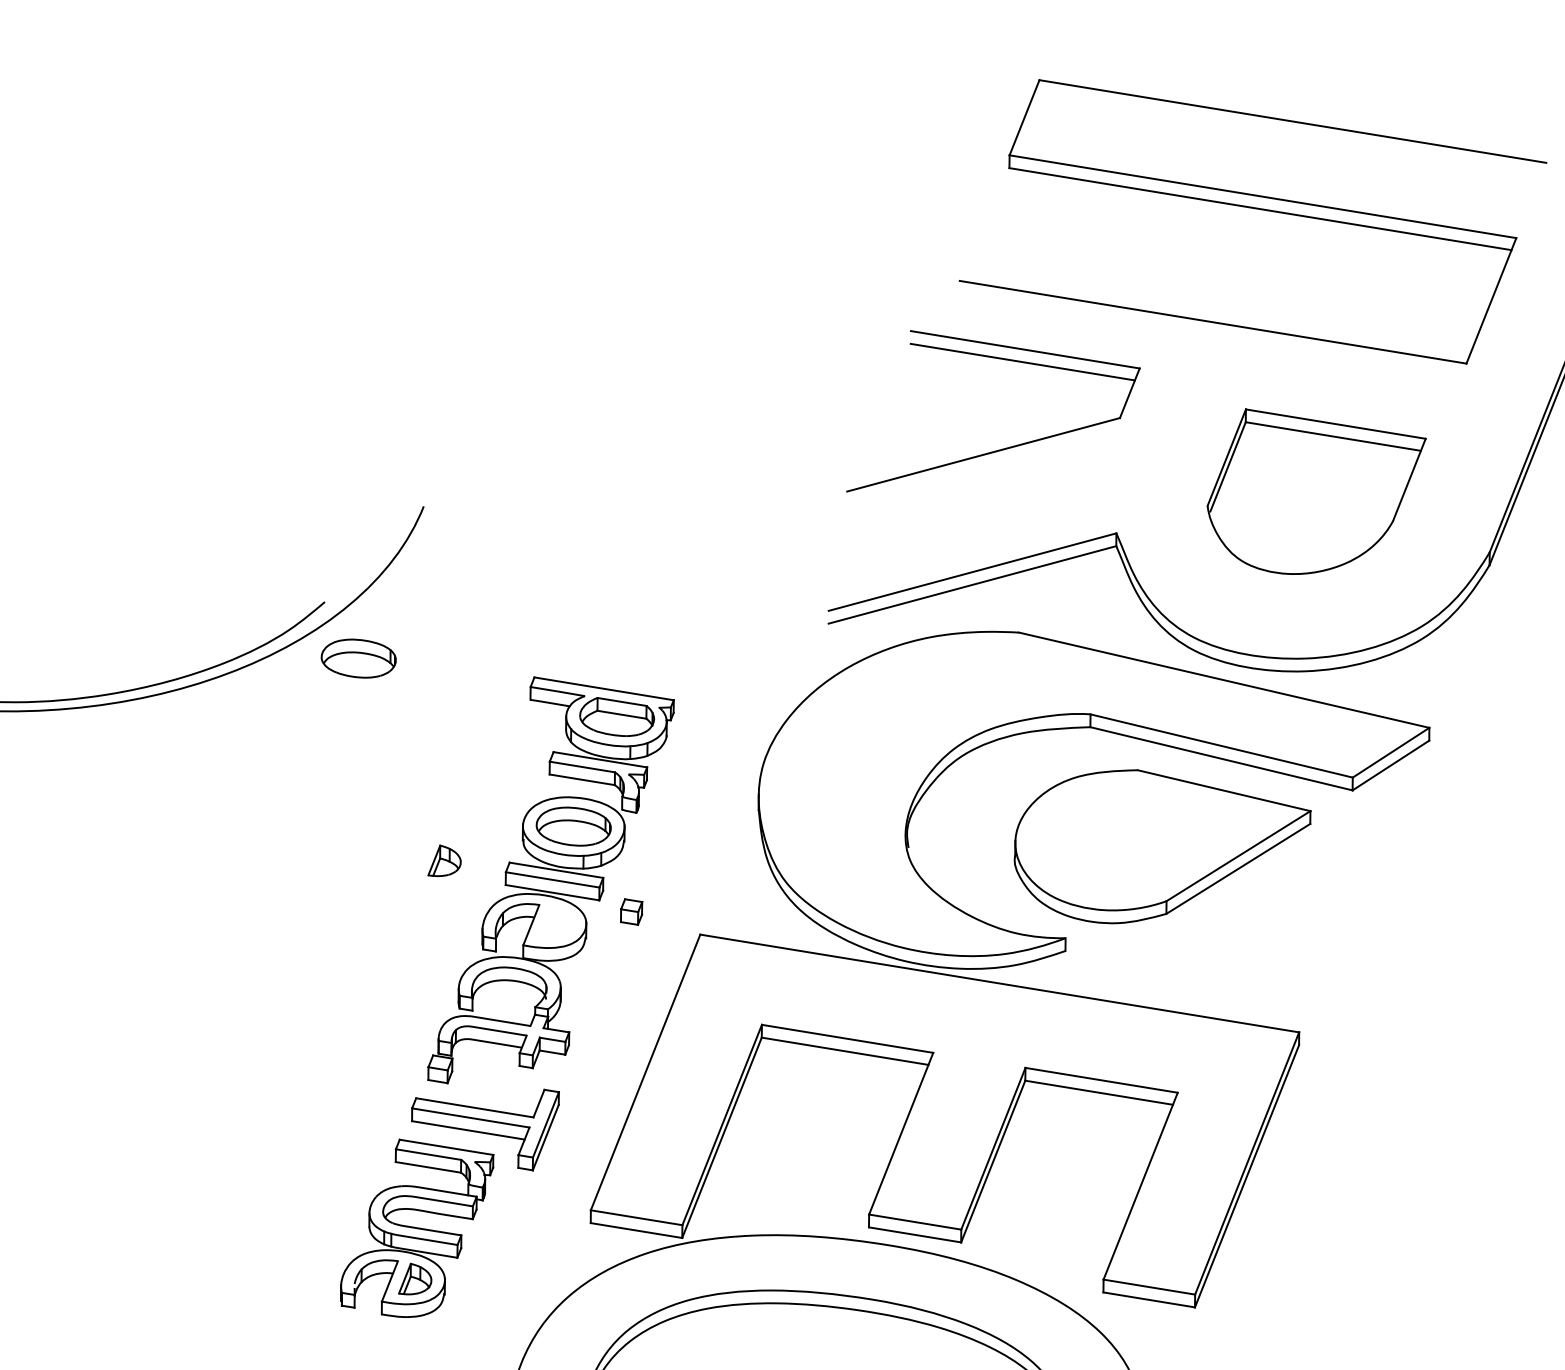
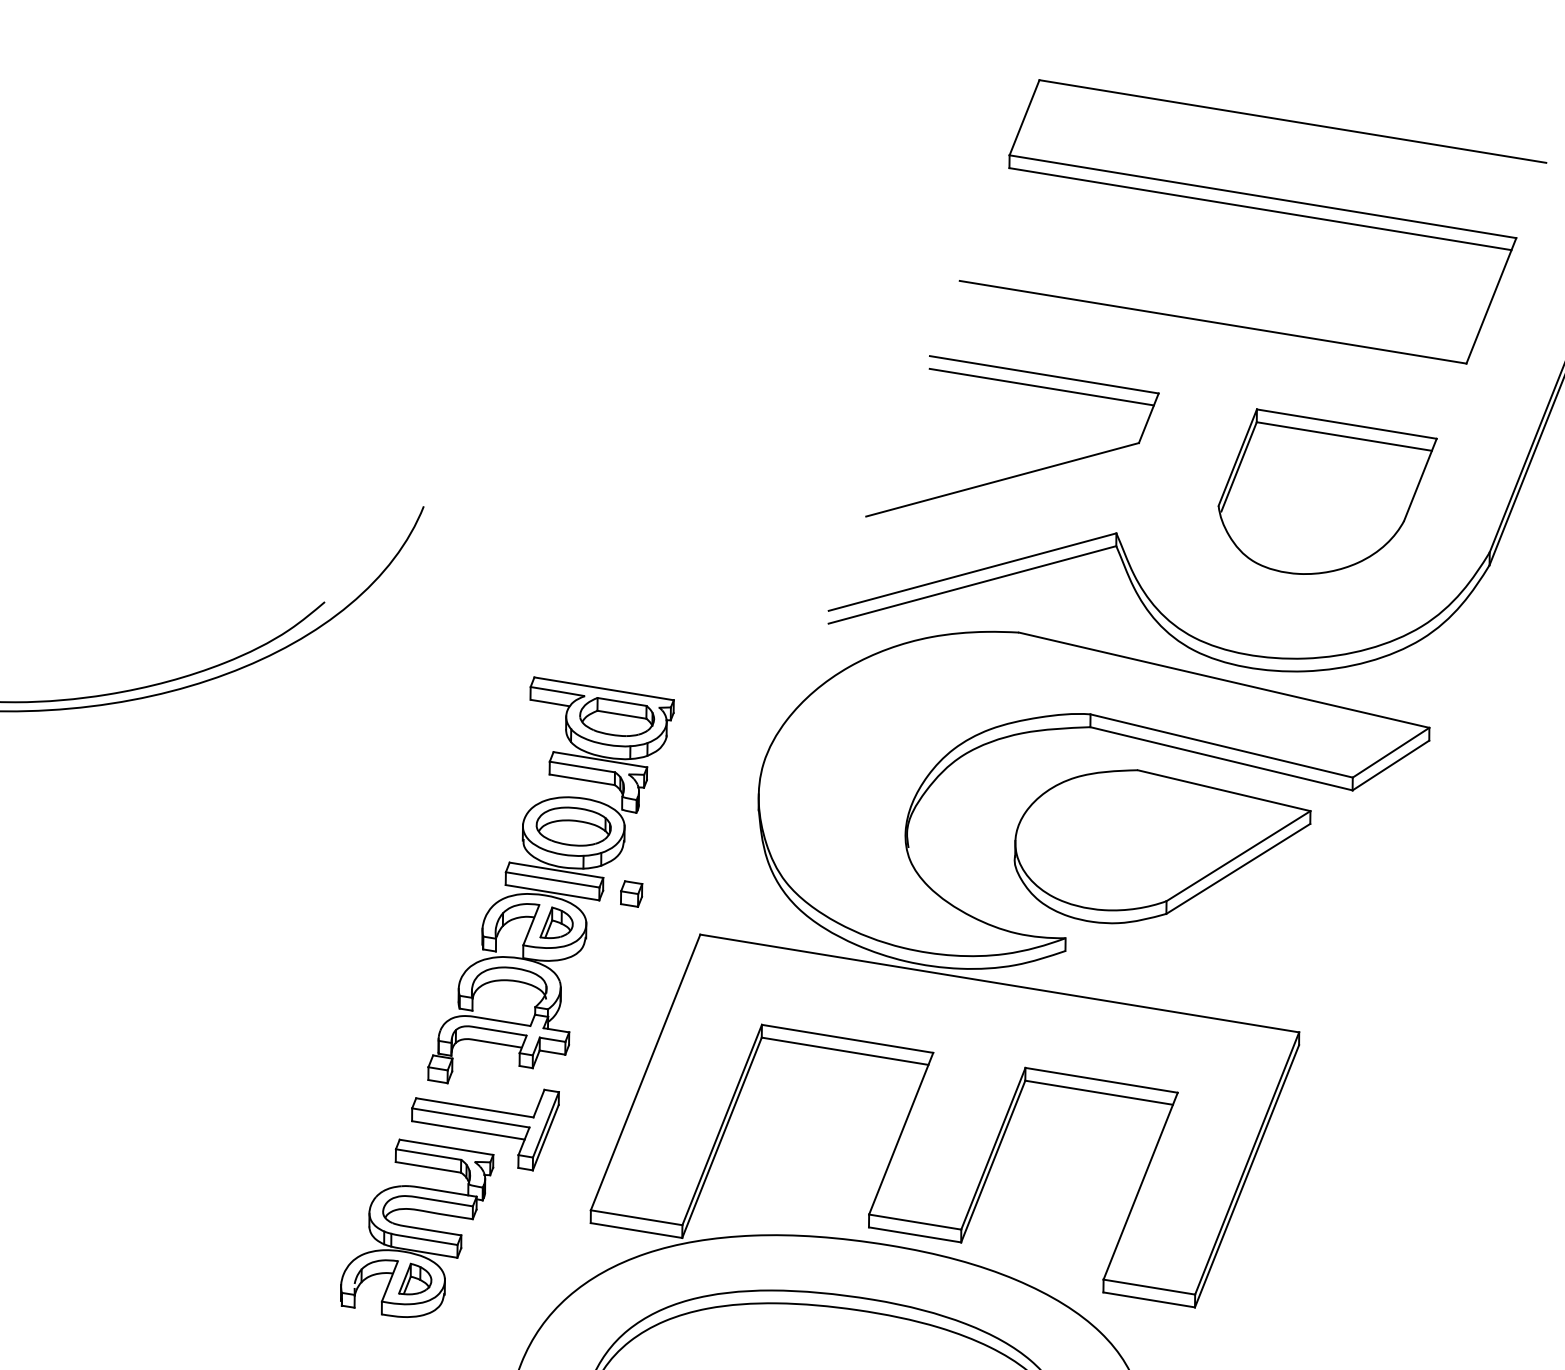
part position: (1002, 448) -> (1021, 473) (1021, 473)
part position: (1316, 491) -> (1327, 491) (1327, 491)
part: present -> none (358, 658)
part position: (444, 860) -> (556, 922) (556, 922)
part position: (631, 911) -> (631, 893) (631, 893)
